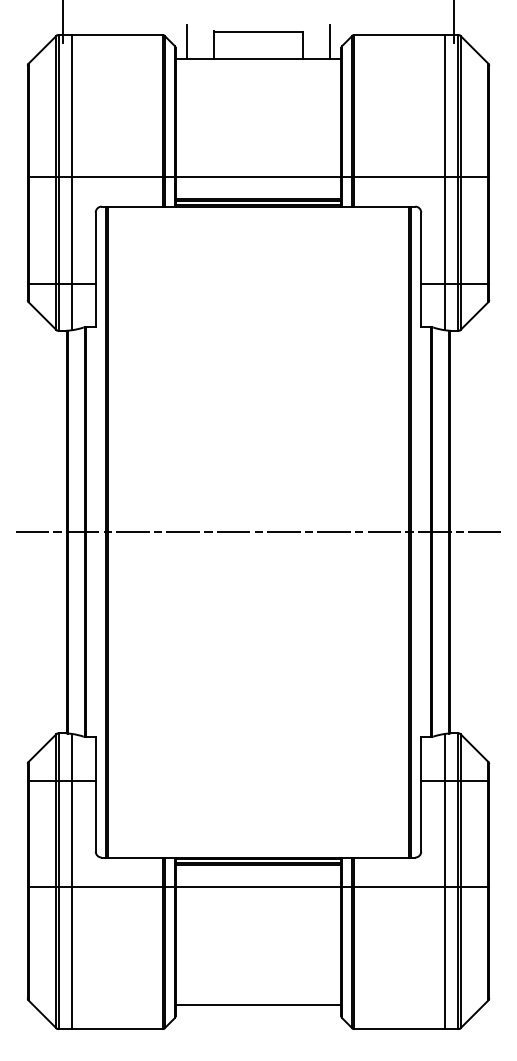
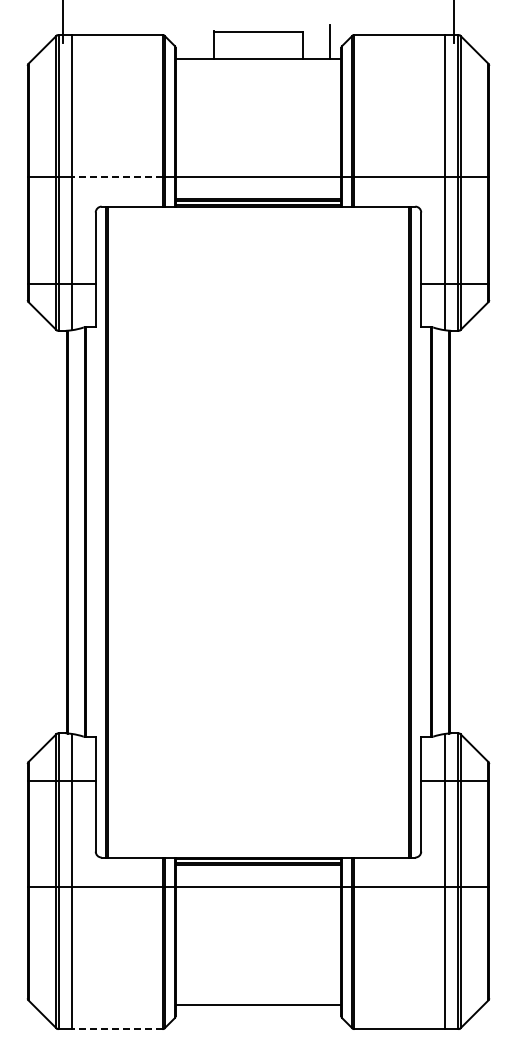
line: present -> none (186, 41)
line: solid -> dashed (116, 177)
line: present -> none (258, 532)
line: solid -> dashed (116, 1029)
